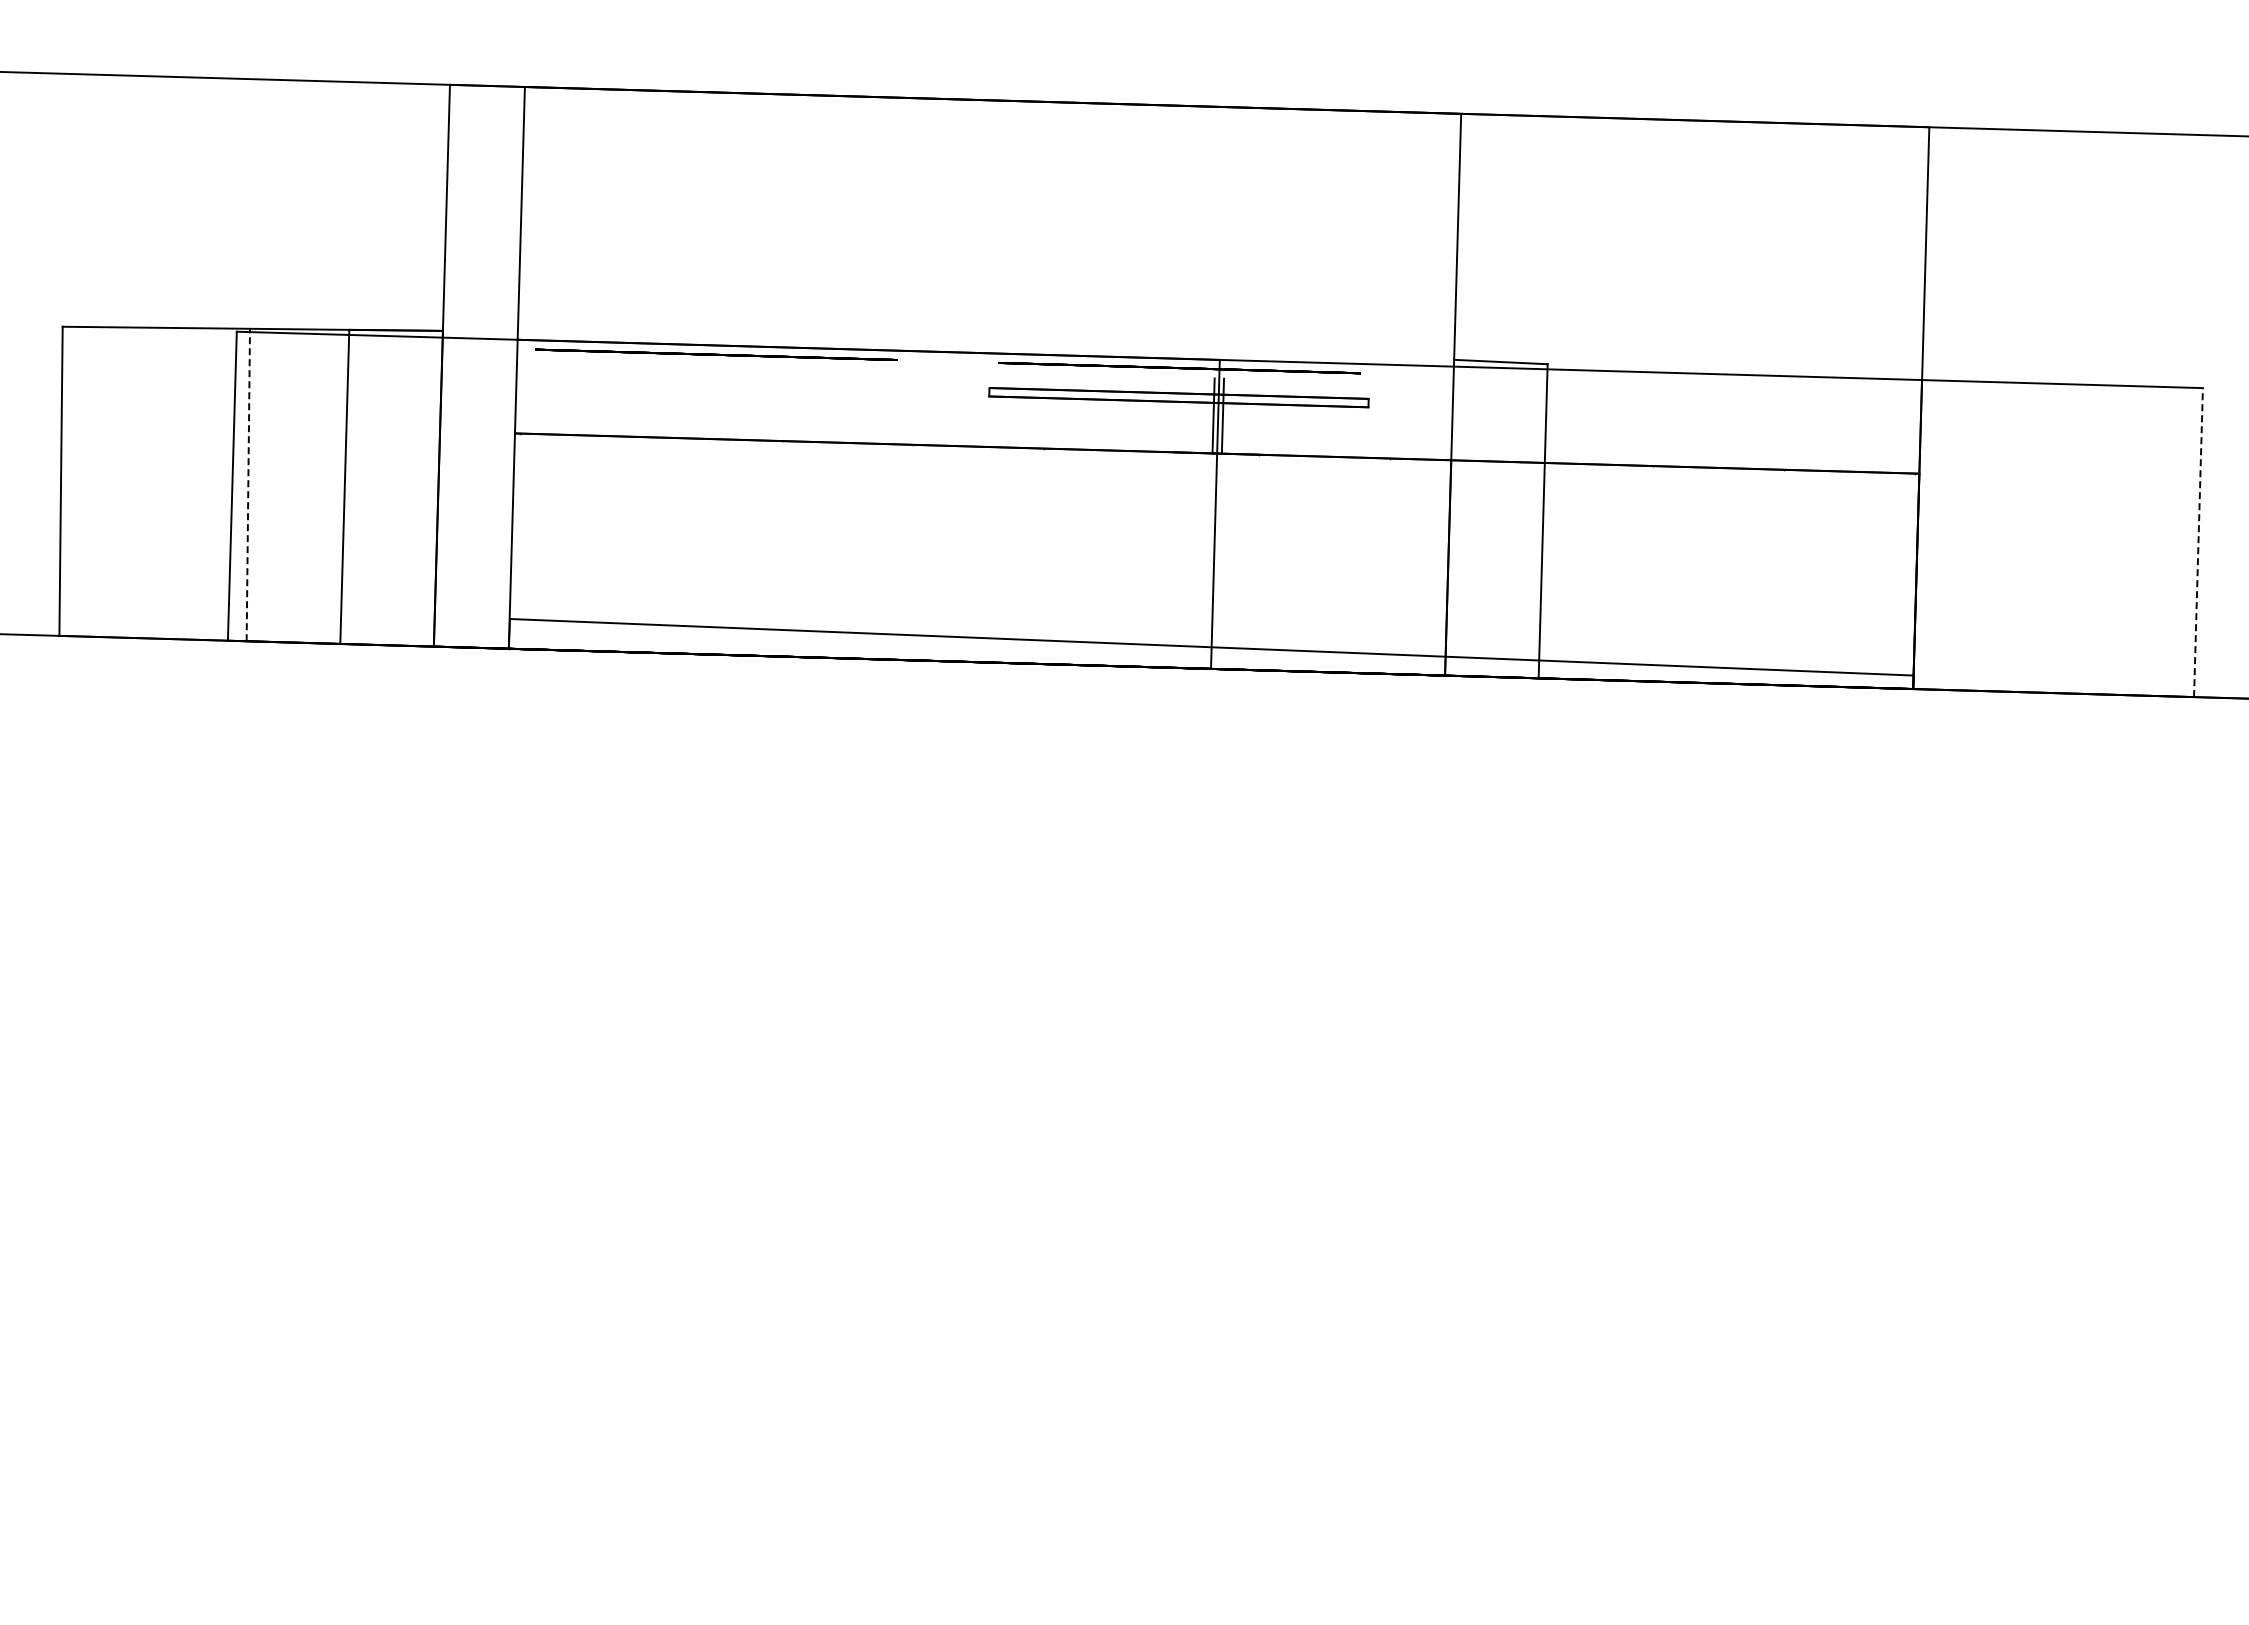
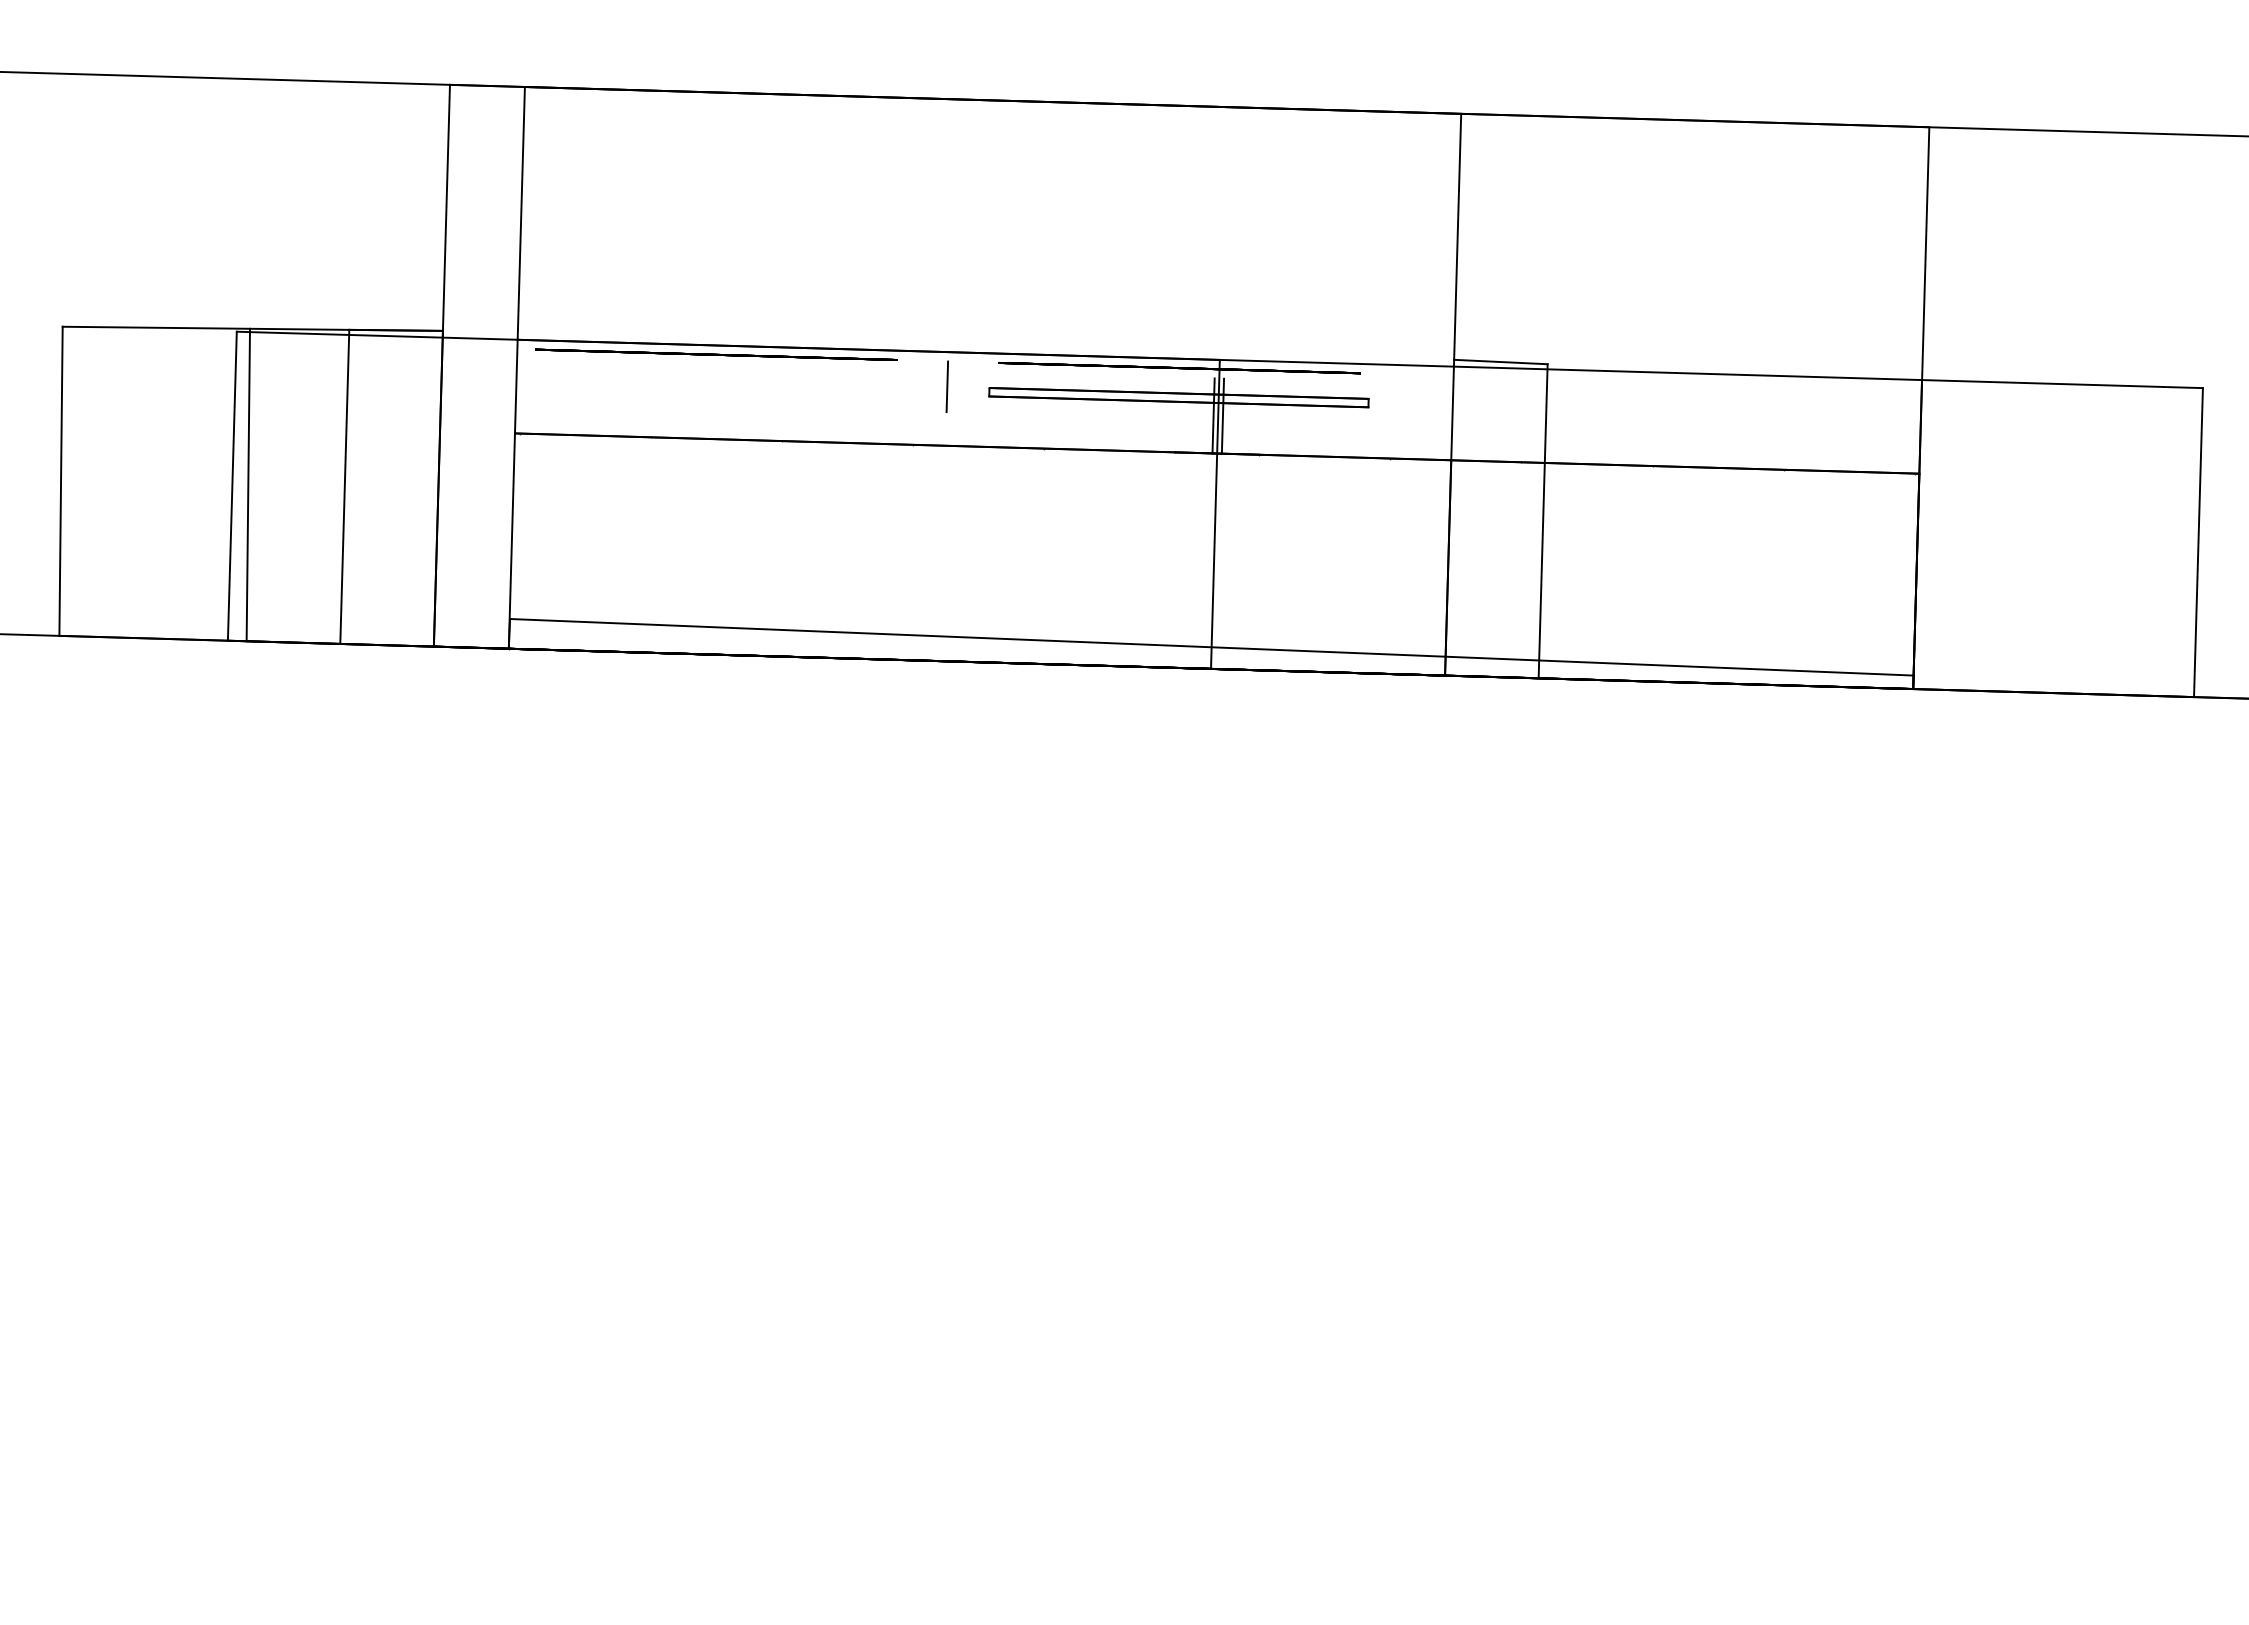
line: none -> present (947, 386)
line: dashed -> solid (248, 484)
line: dashed -> solid (2198, 542)
